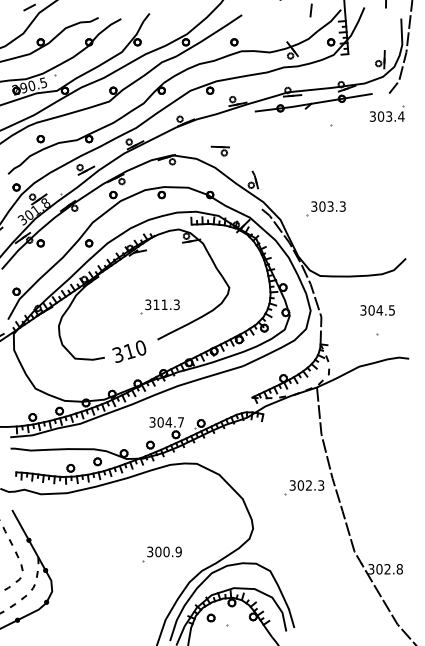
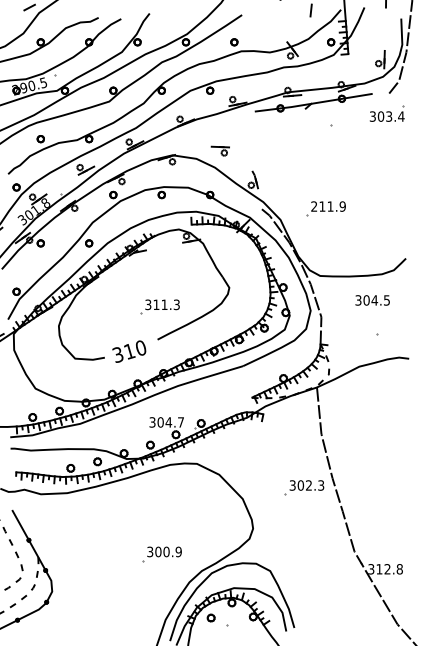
text: 303.3 -> 211.9 (328, 206)
text position: (377, 310) -> (372, 300) (372, 300)
text: 302.8 -> 312.8 (379, 569)
